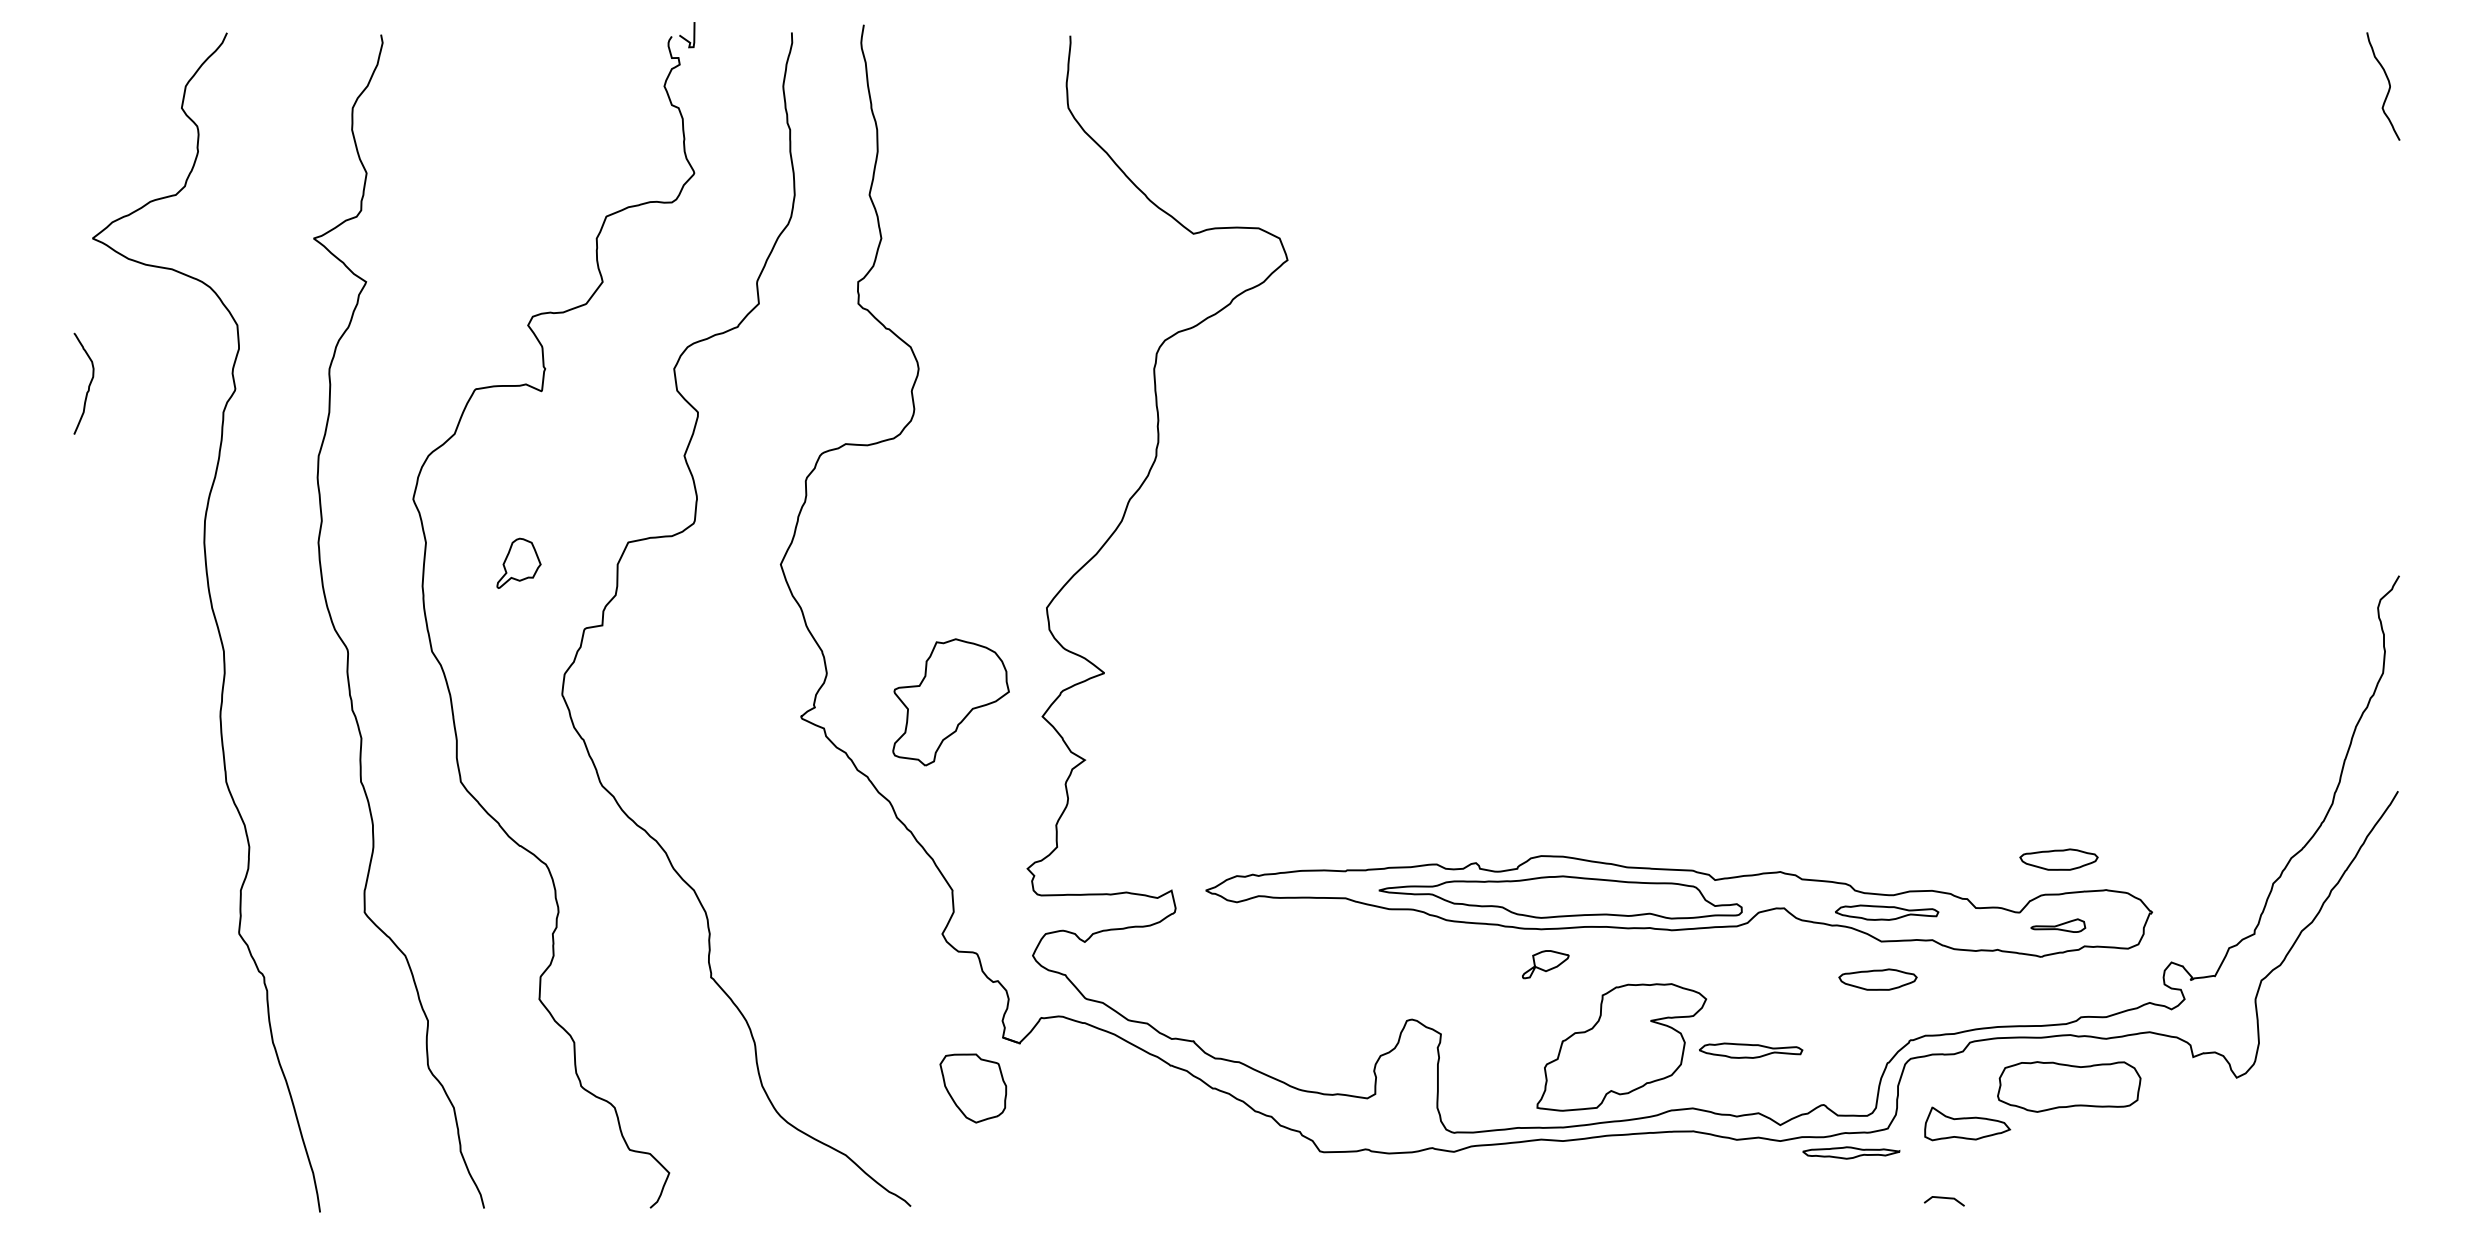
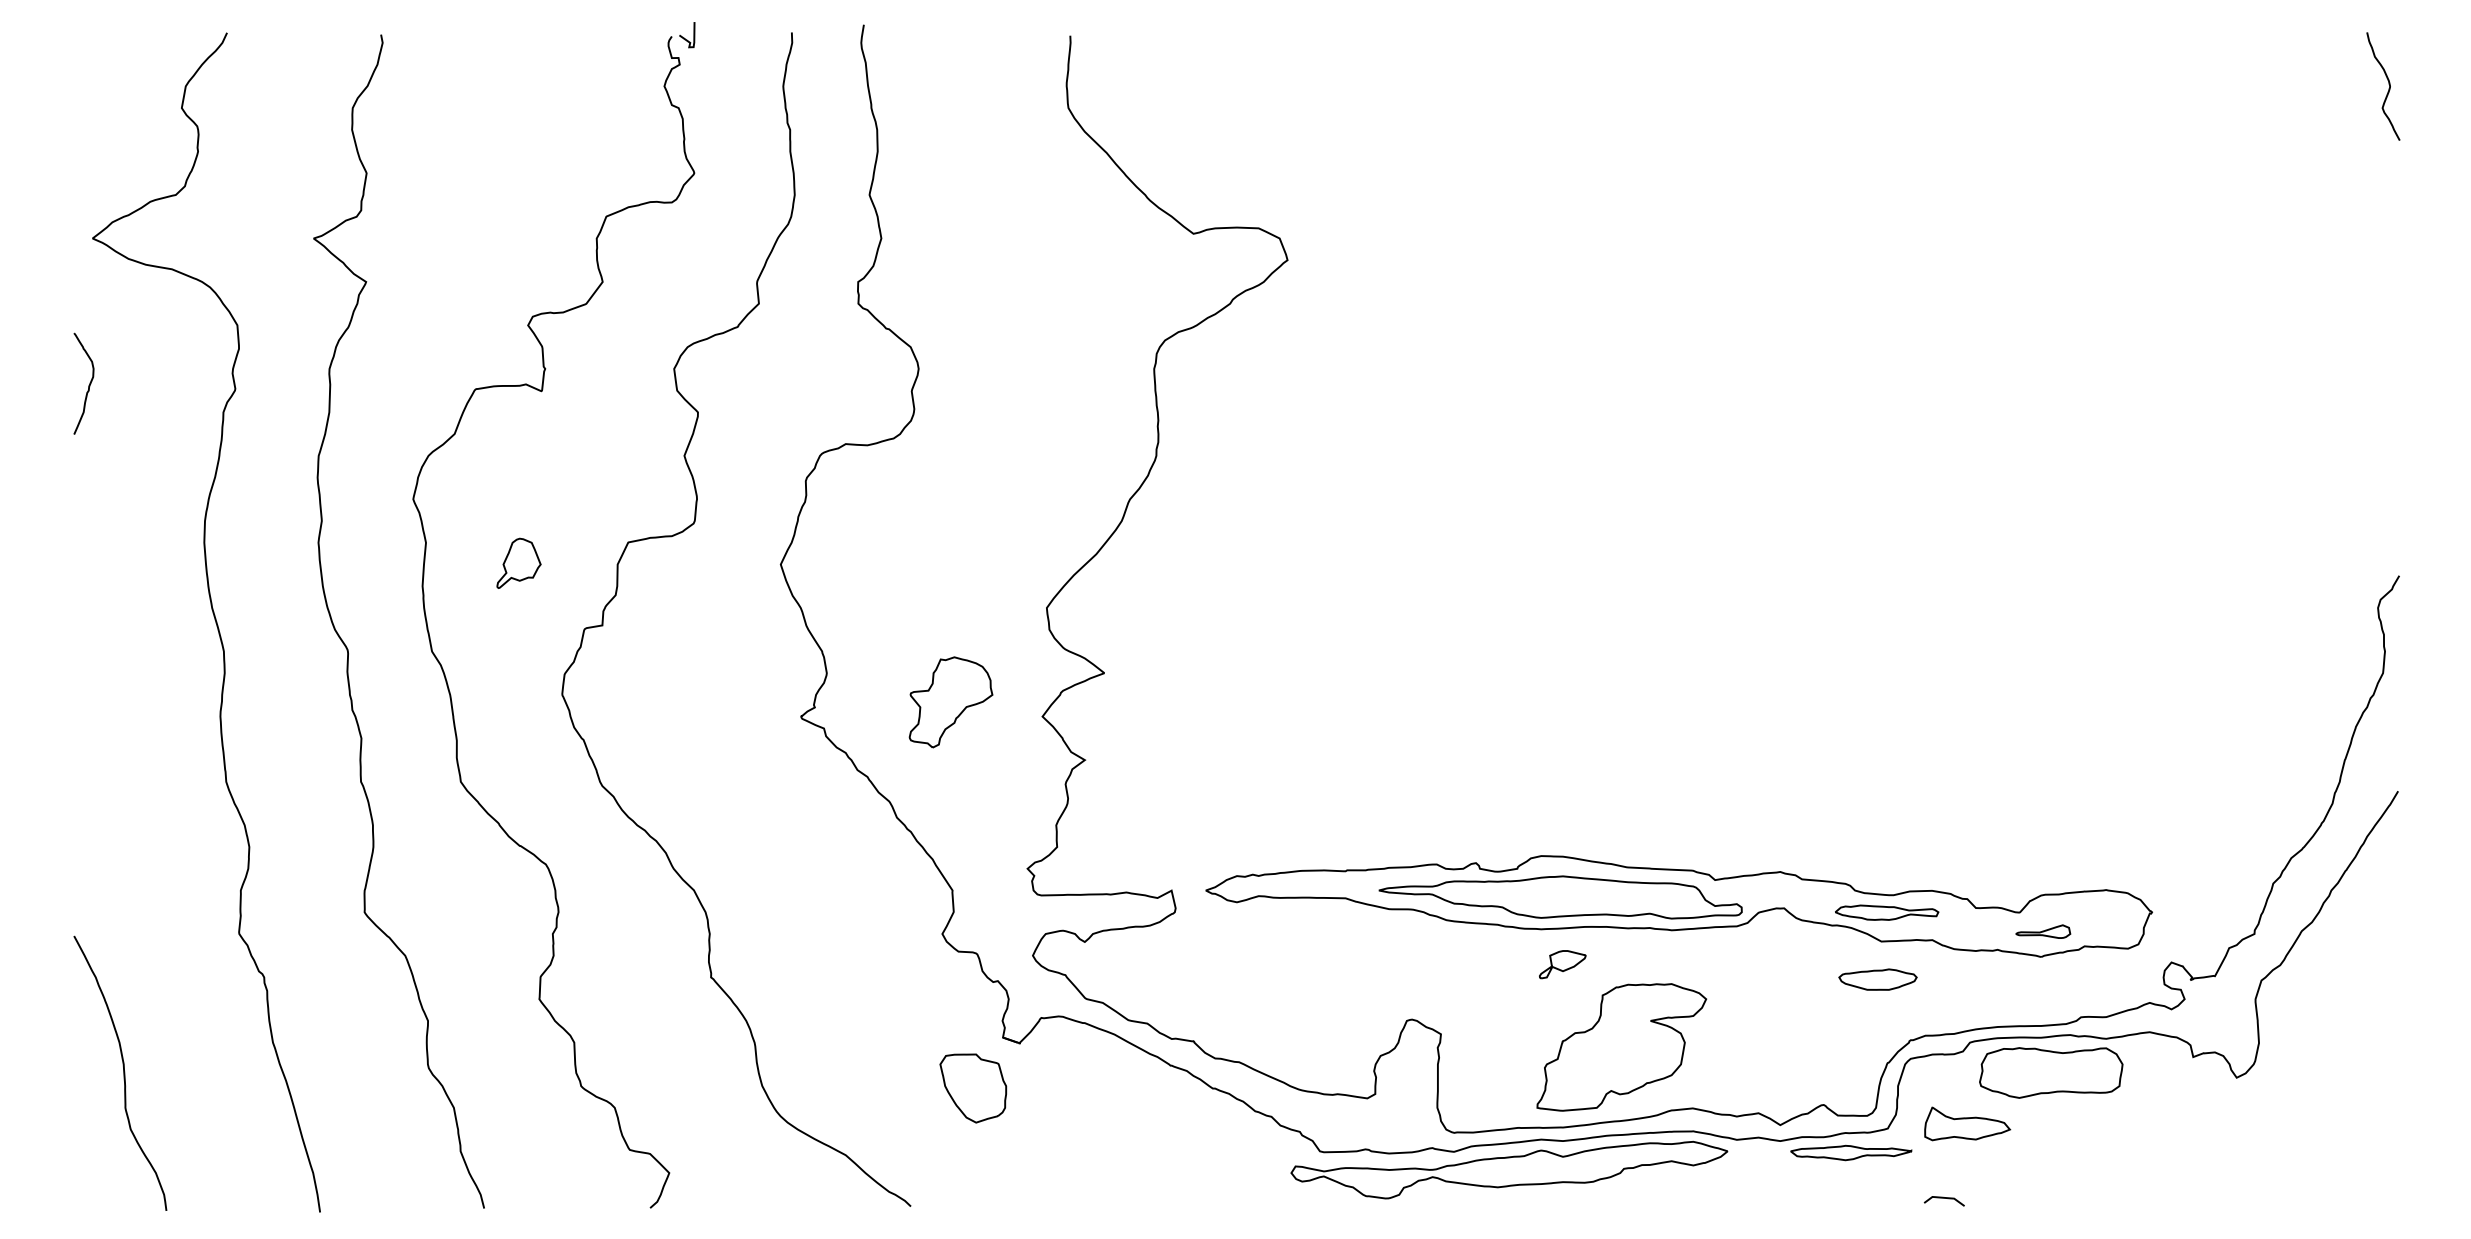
part size: 118x129 px -> 86x93 px (950, 702)
part: present -> none (2058, 859)
part position: (2058, 925) -> (2043, 931) (2043, 931)
part position: (1545, 964) -> (1562, 964) (1562, 964)
part: present -> none (1751, 1050)
curve: none -> present (123, 1072)
part position: (2069, 1086) -> (2051, 1072) (2051, 1072)
part size: 99x14 px -> 123x18 px (1851, 1152)
part: none -> present (1509, 1169)
